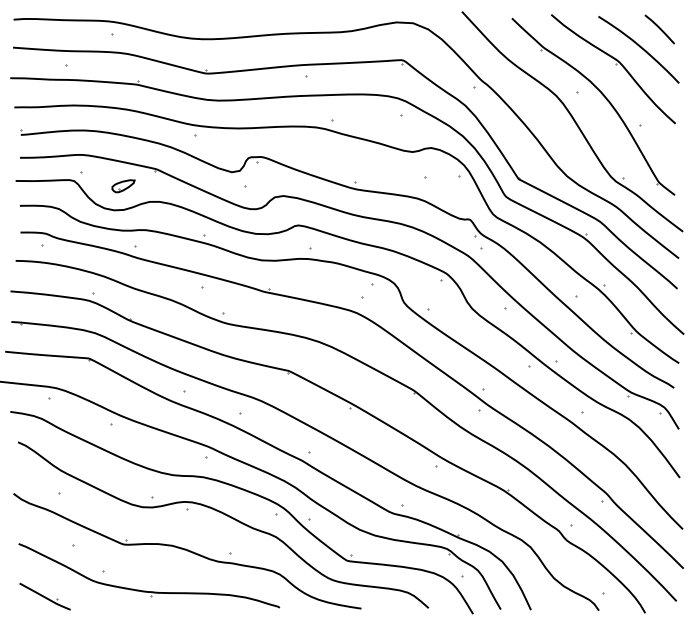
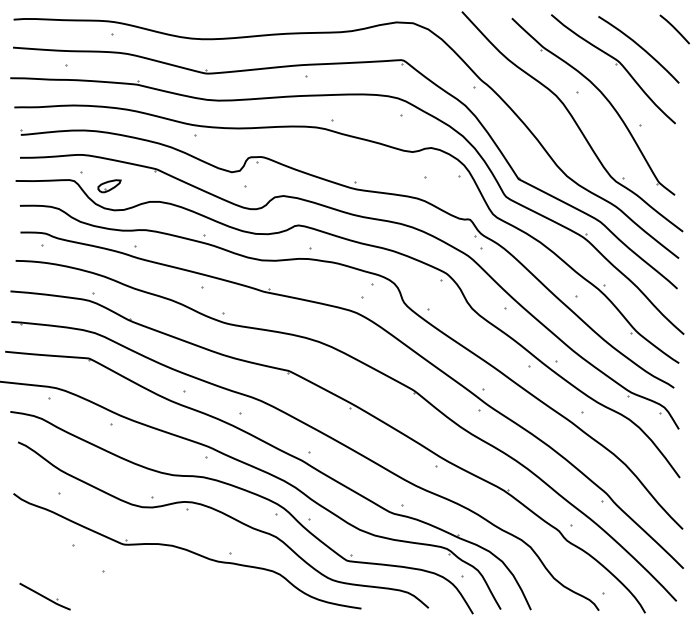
line position: (659, 29) -> (674, 29) (674, 29)
part position: (123, 186) -> (109, 186) (109, 186)
part: present -> none (146, 590)
